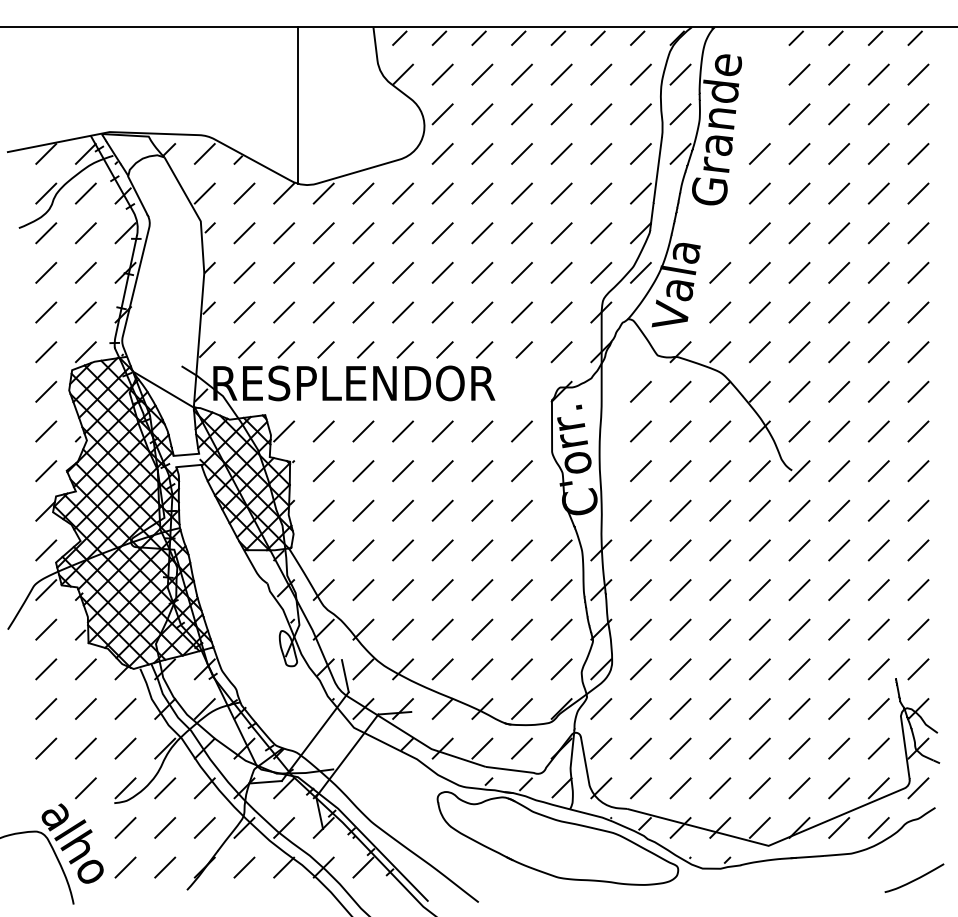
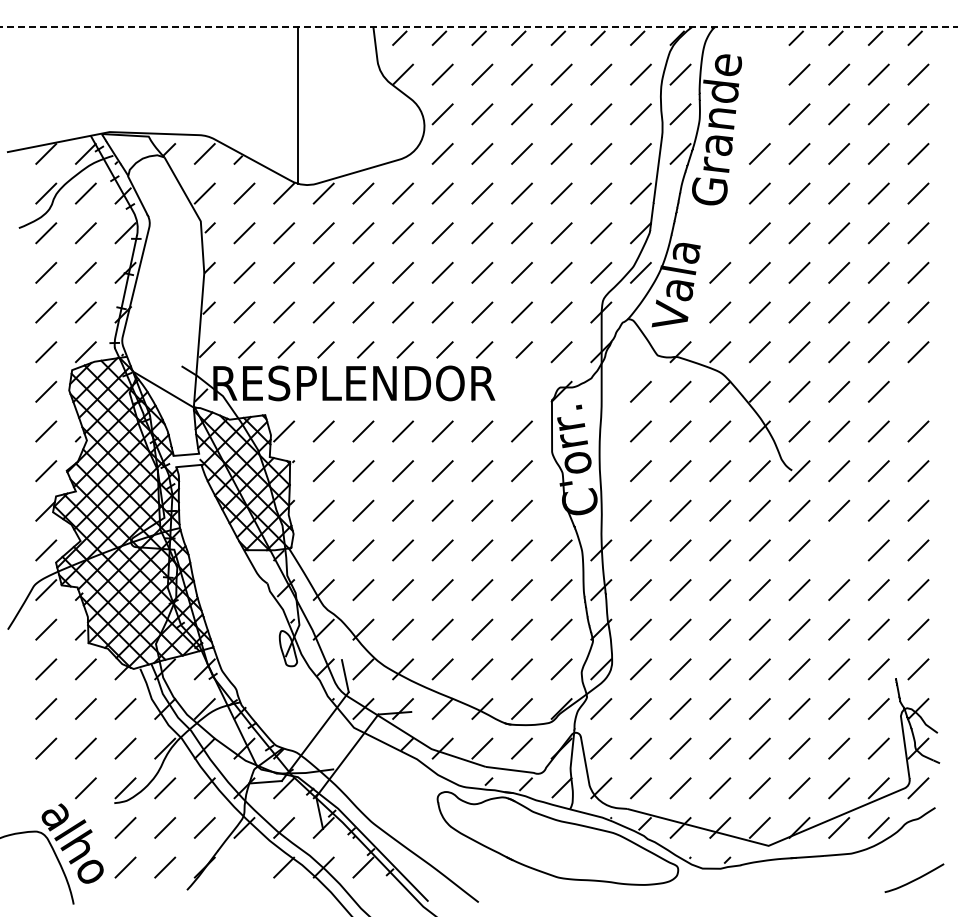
line: solid -> dashed (479, 27)
line: present -> none (918, 391)
line: present -> none (839, 550)
line: present -> none (244, 867)
